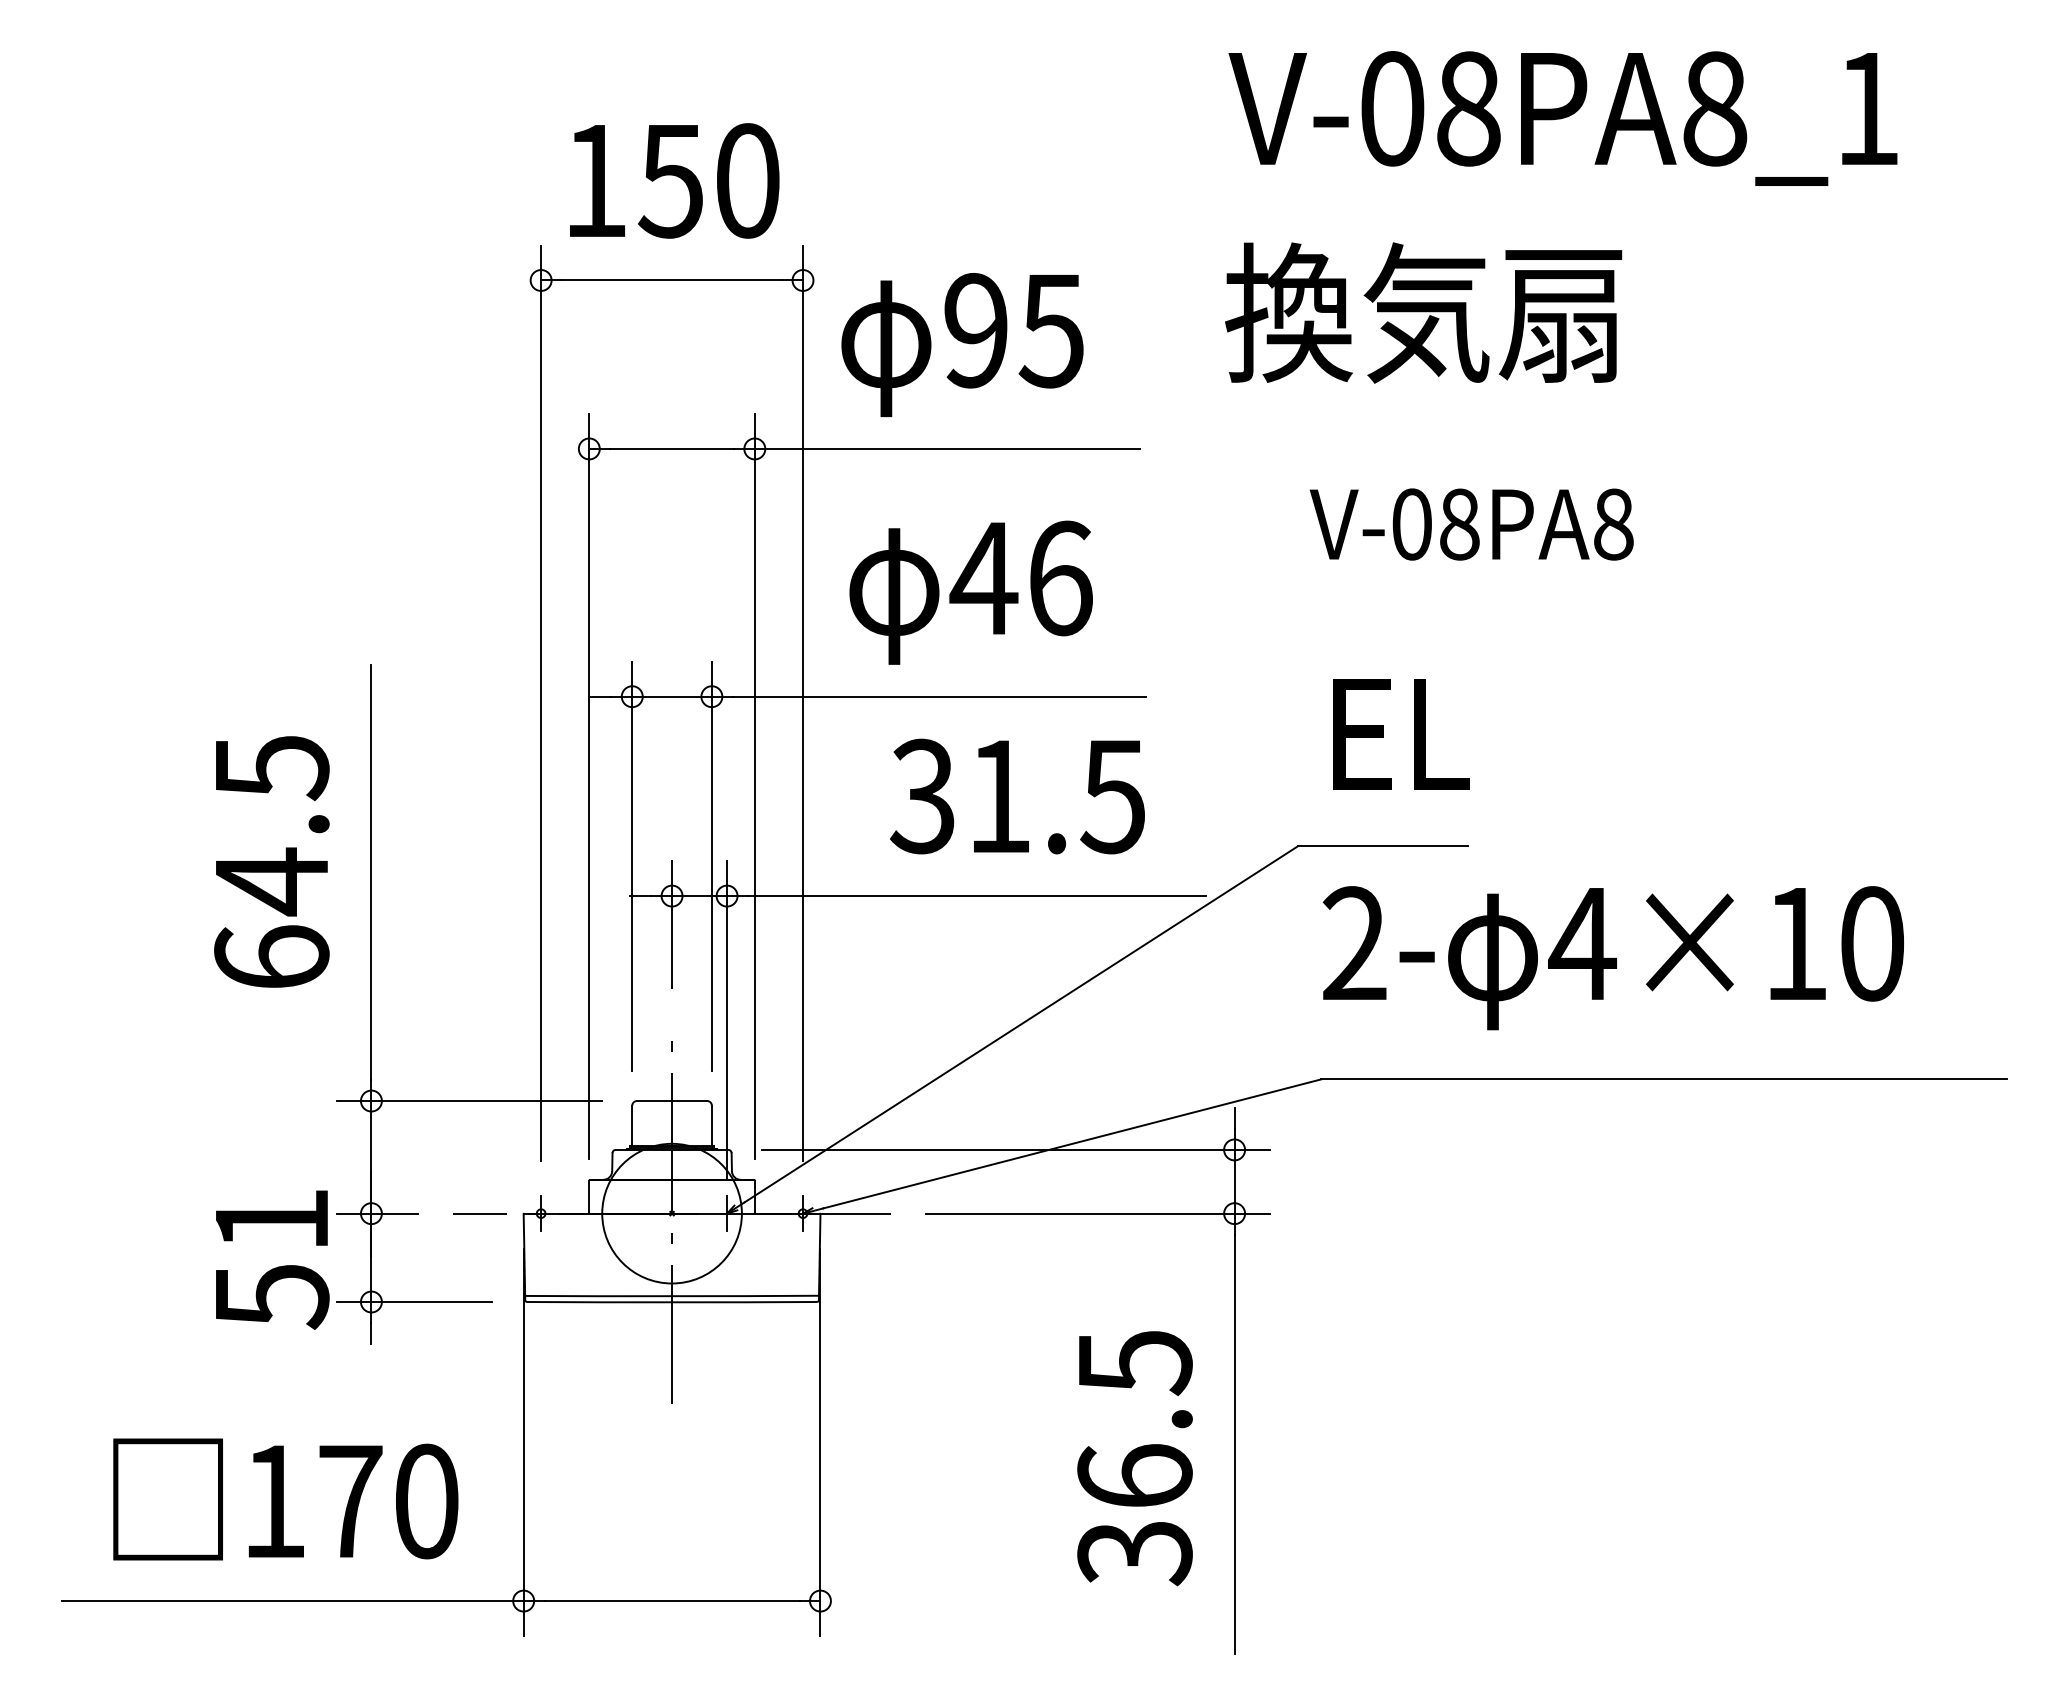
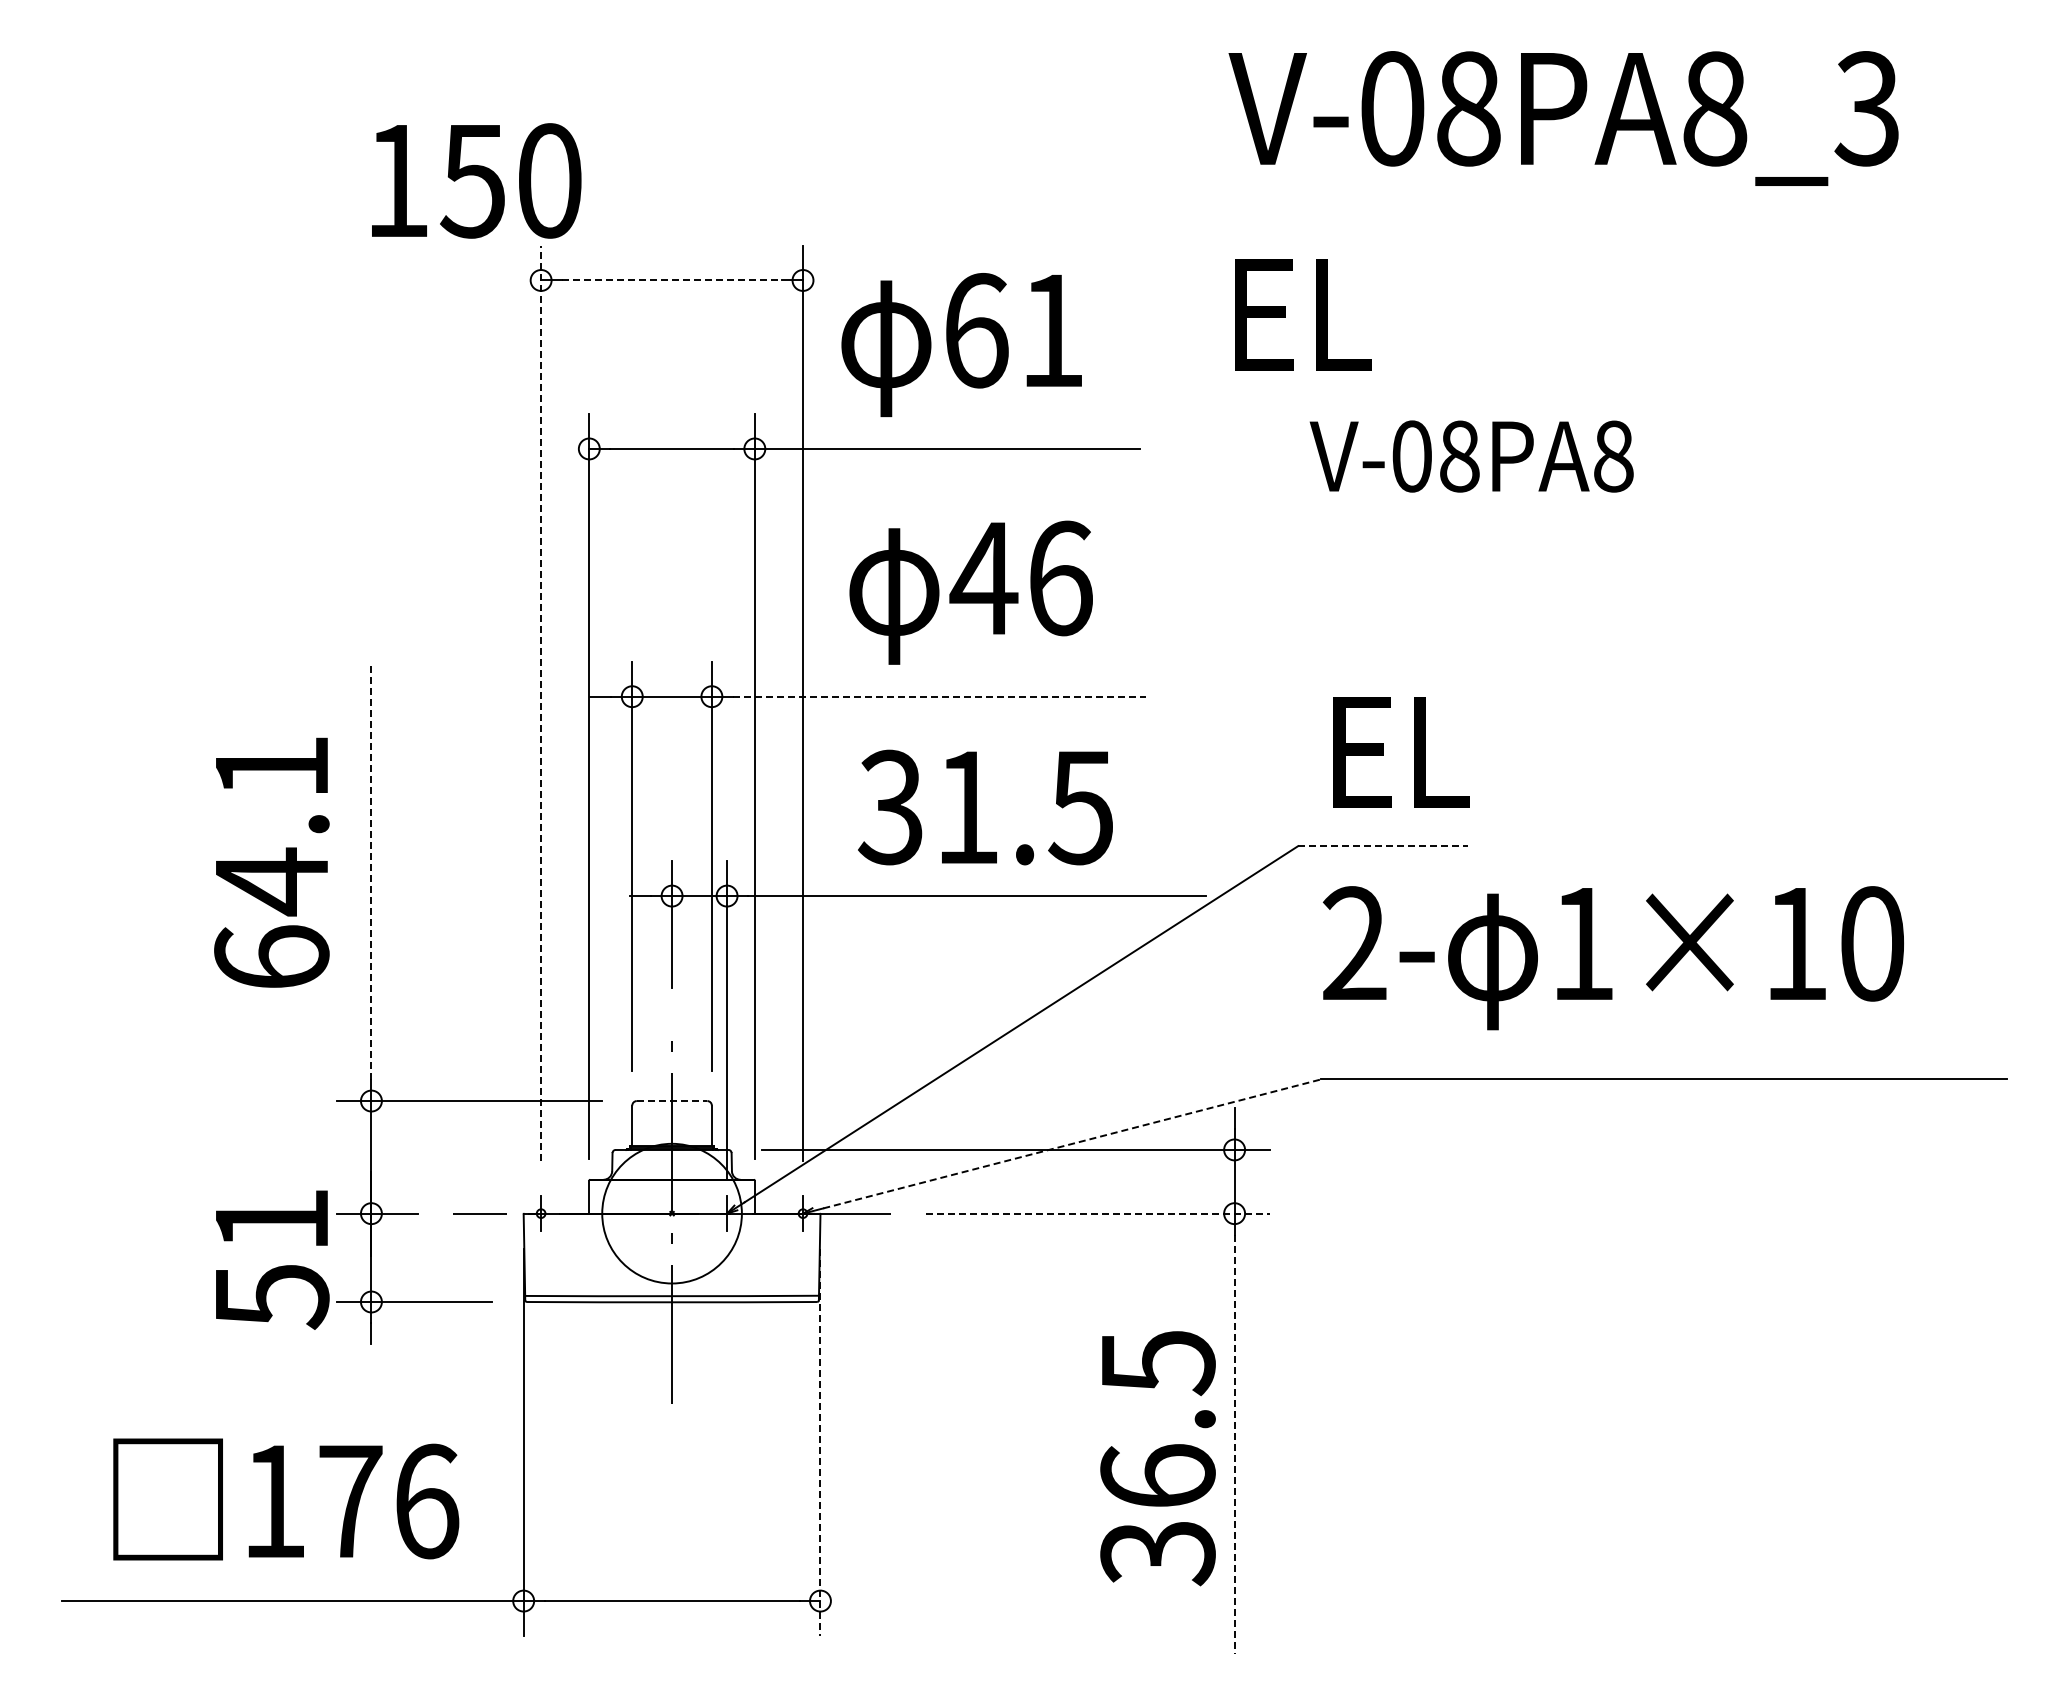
text: V-08PA8_1 -> V-08PA8_3 (1866, 108)
text position: (674, 180) -> (476, 180) (476, 180)
line: solid -> dashed (672, 280)
text: 換気扇 -> EL (1423, 312)
text: 95 -> 61 (1013, 330)
text position: (1471, 524) -> (1471, 456) (1471, 456)
line: solid -> dashed (939, 696)
line: solid -> dashed (541, 703)
text position: (1401, 734) -> (1401, 752) (1401, 752)
text: 64.5 -> 64.1 (272, 768)
text position: (1017, 796) -> (985, 807) (985, 807)
line: solid -> dashed (1382, 846)
line: solid -> dashed (371, 872)
text: 4×10 -> 1×10 (1582, 943)
line: solid -> dashed (672, 1101)
line: solid -> dashed (1072, 1143)
line: solid -> dashed (1097, 1213)
line: solid -> dashed (820, 1443)
line: solid -> dashed (1234, 1444)
text position: (1134, 1458) -> (1157, 1458) (1157, 1458)
text: 170 -> 176 (427, 1501)
